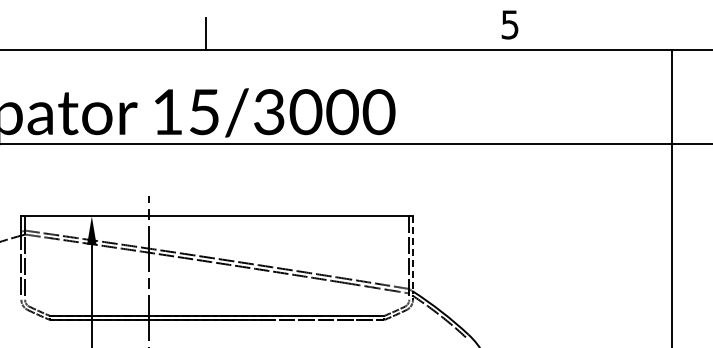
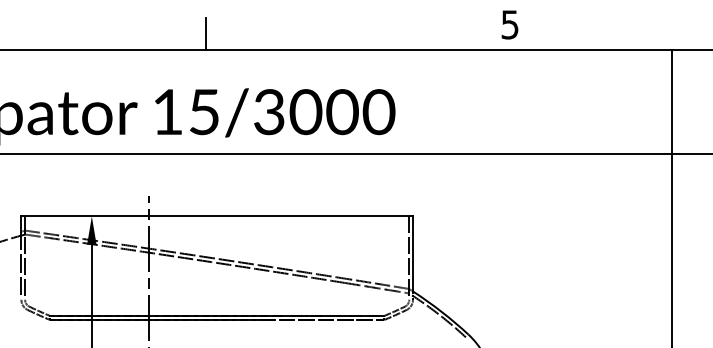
line position: (355, 143) -> (355, 153) (355, 153)
line: dashed -> solid (413, 253)
